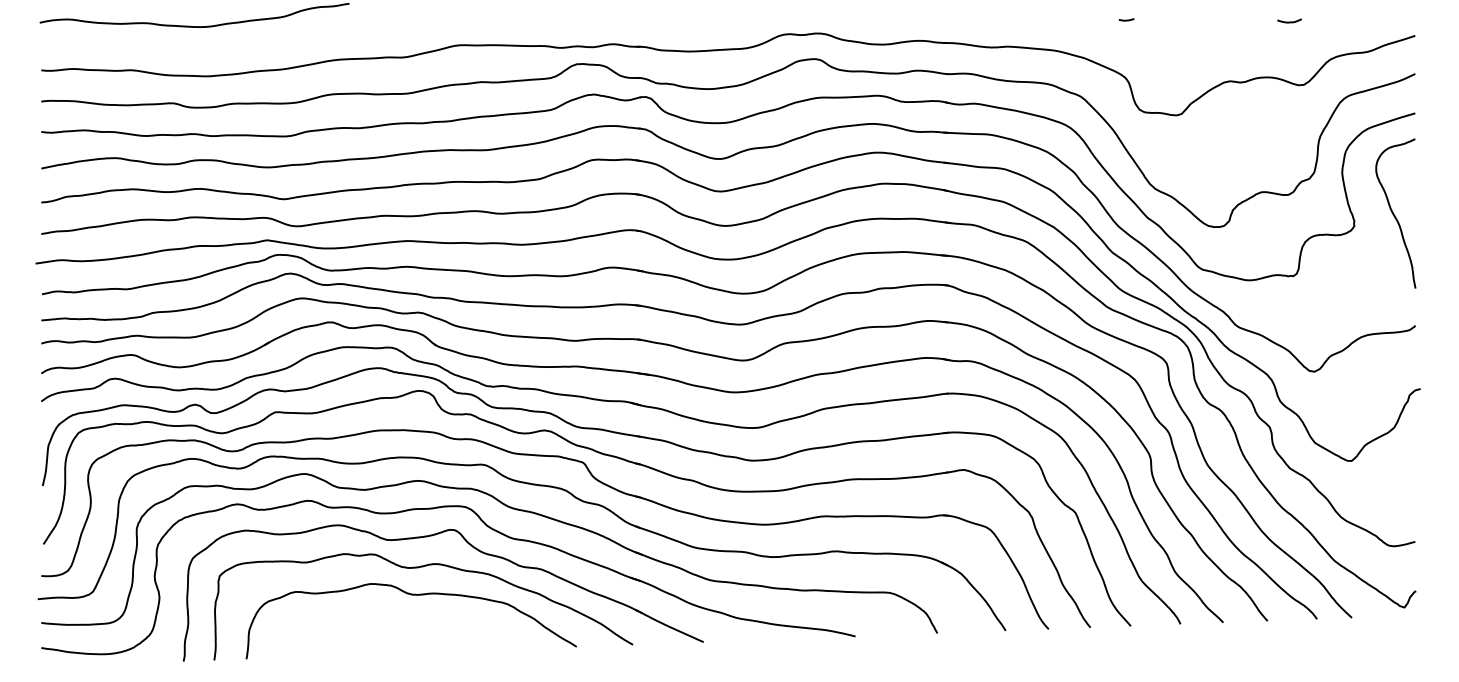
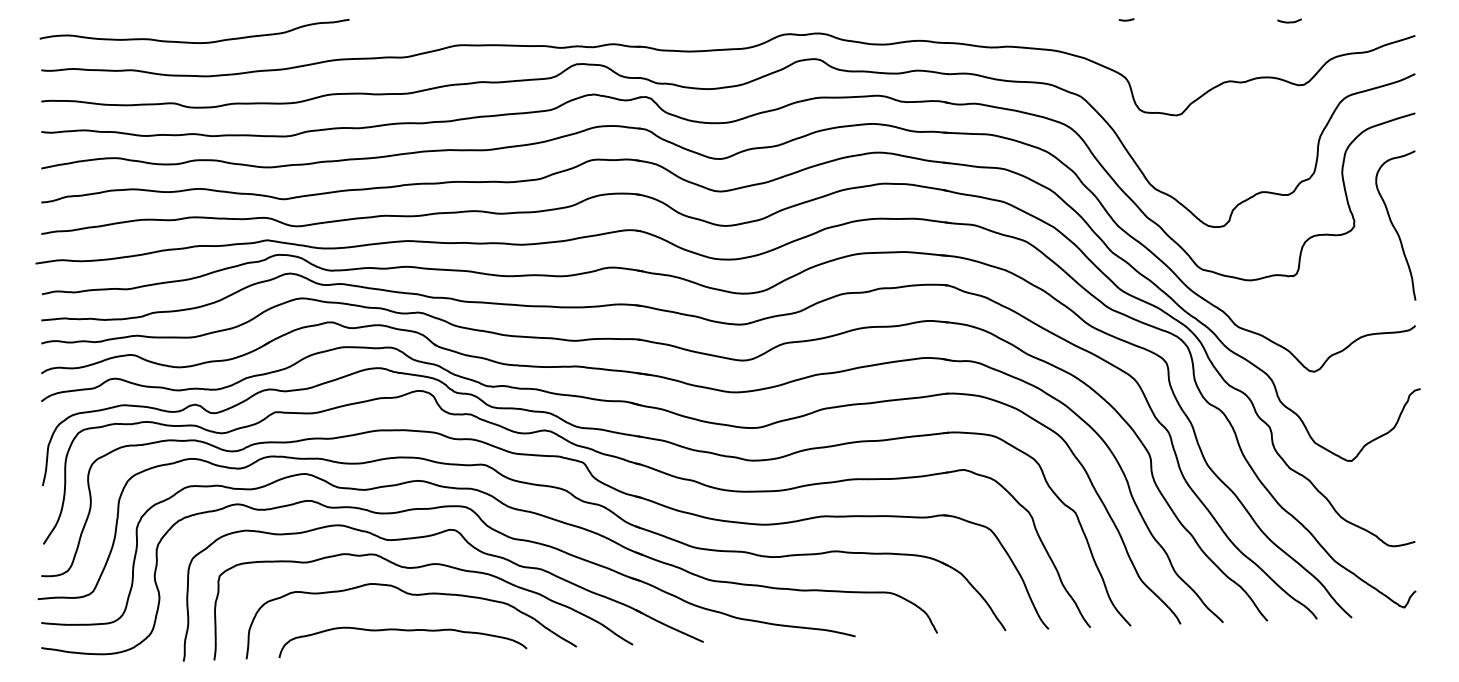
curve position: (190, 25) -> (190, 41) (190, 41)
curve position: (1394, 213) -> (1394, 225) (1394, 225)
curve: none -> present (403, 631)
